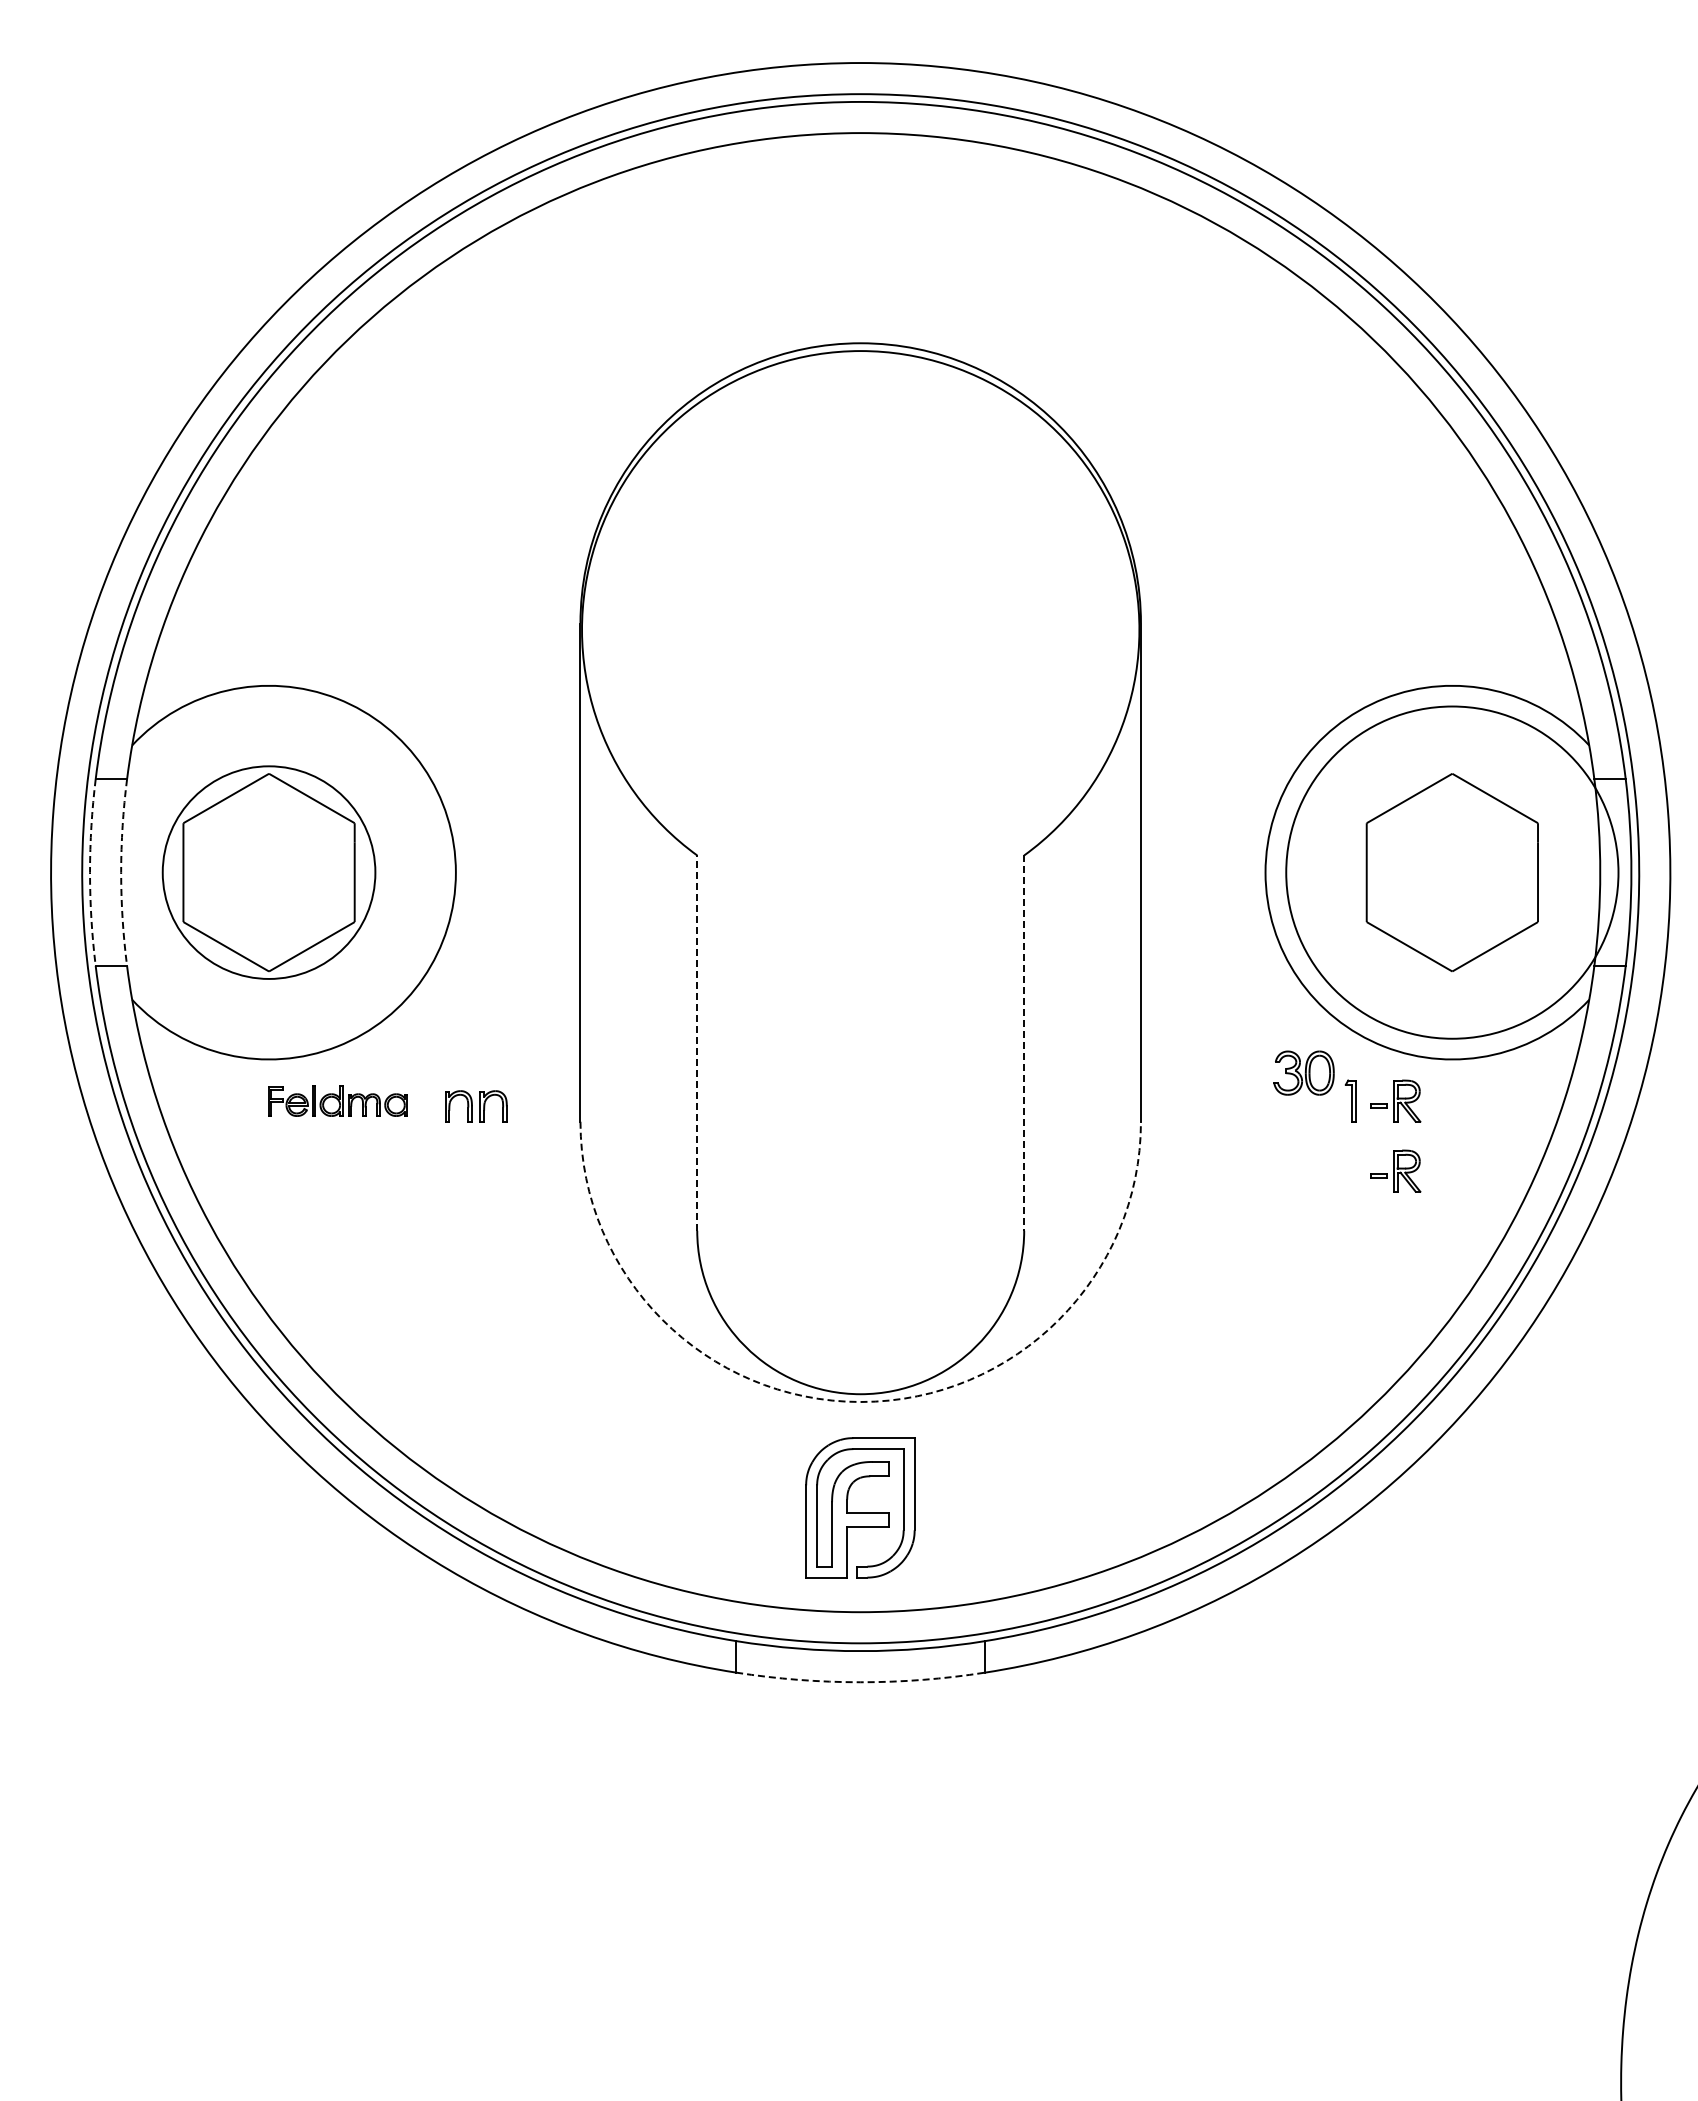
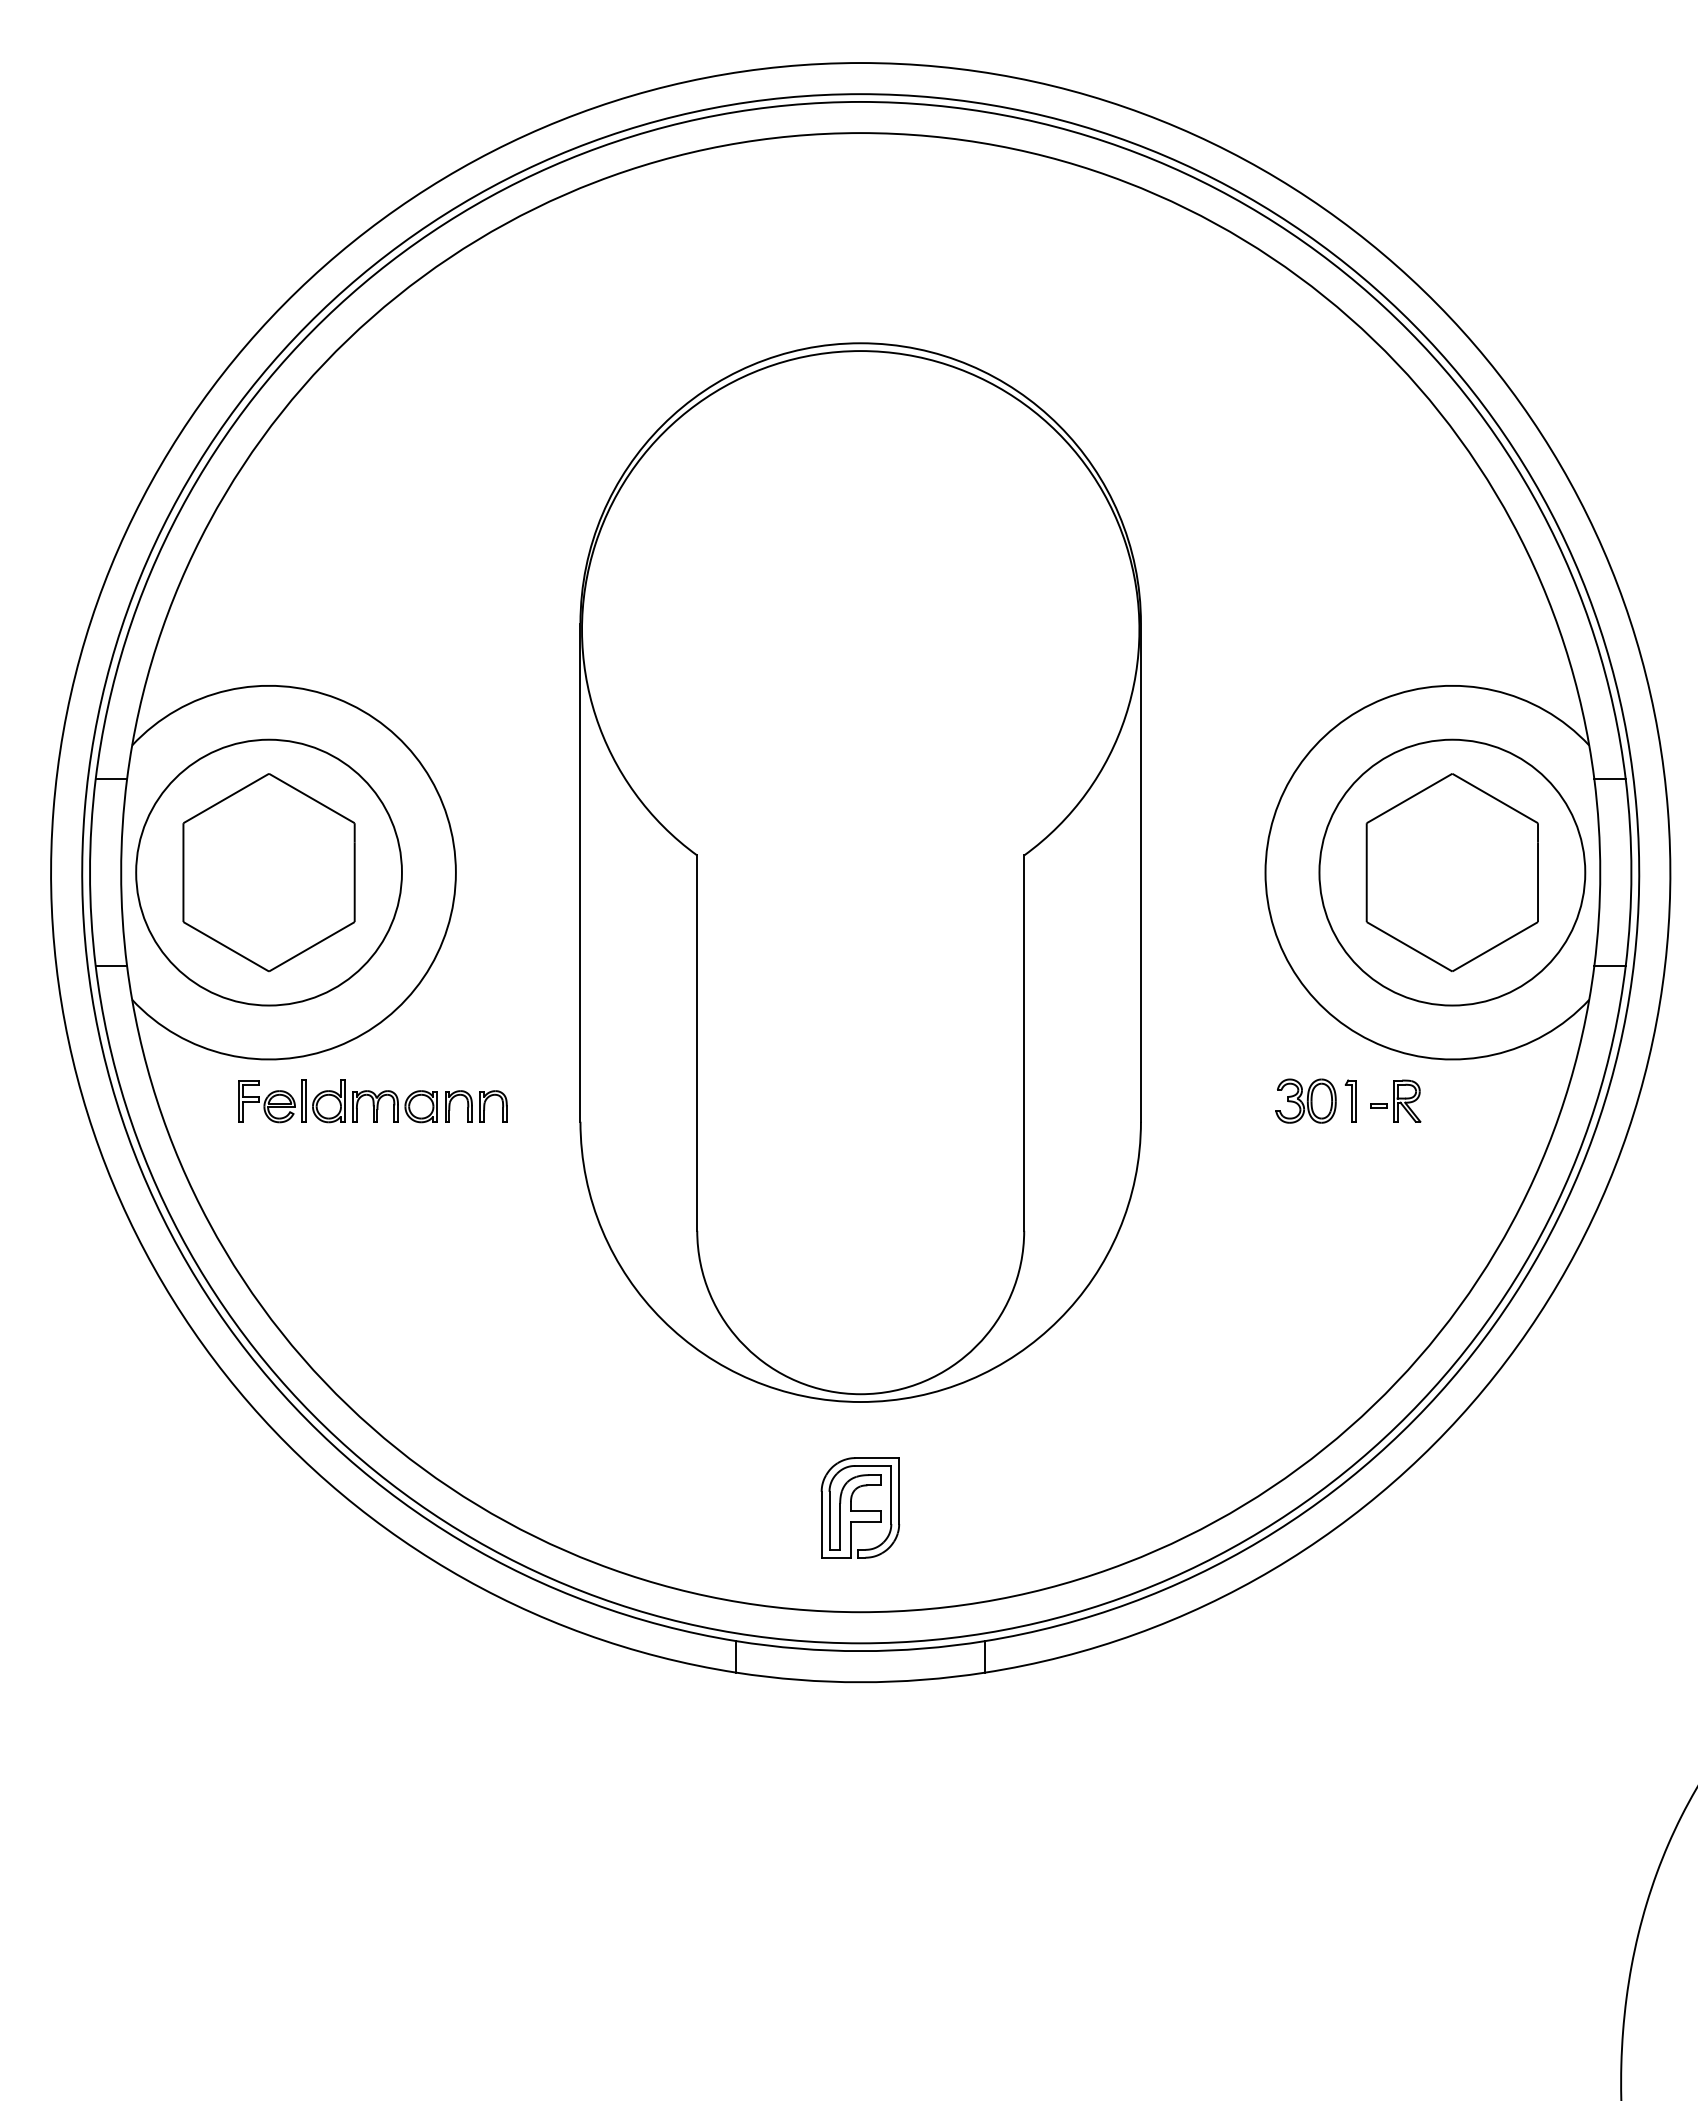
arc: dashed -> solid (90, 872)
arc: dashed -> solid (121, 872)
circle diameter: 213 px -> 266 px (268, 872)
circle diameter: 332 px -> 266 px (1452, 872)
line: dashed -> solid (697, 1043)
line: dashed -> solid (1024, 1043)
part position: (1303, 1072) -> (1305, 1100) (1305, 1100)
part size: 140x32 px -> 200x45 px (337, 1101)
part: present -> none (1395, 1170)
arc: dashed -> solid (860, 1402)
part size: 111x142 px -> 81x102 px (860, 1507)
arc: dashed -> solid (860, 1682)
